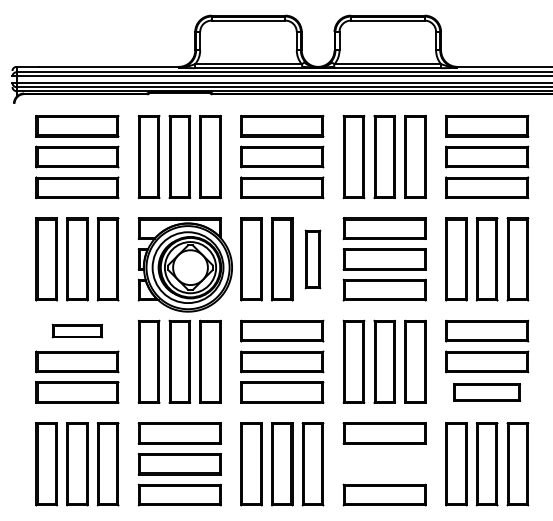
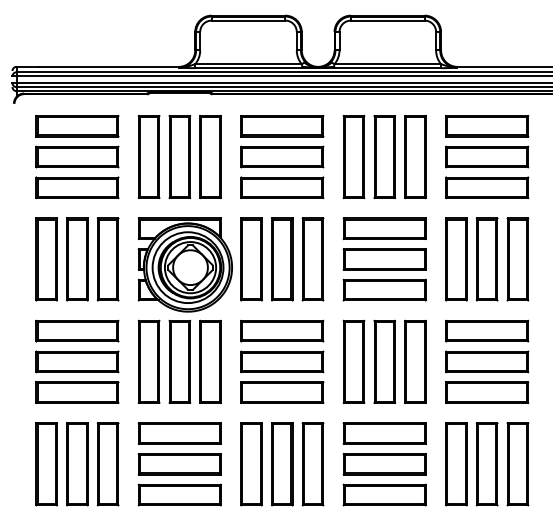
part size: 18x61 px -> 24x85 px (312, 259)
part size: 53x16 px -> 85x24 px (77, 330)
part size: 69x19 px -> 85x23 px (487, 392)
part: none -> present (384, 464)
